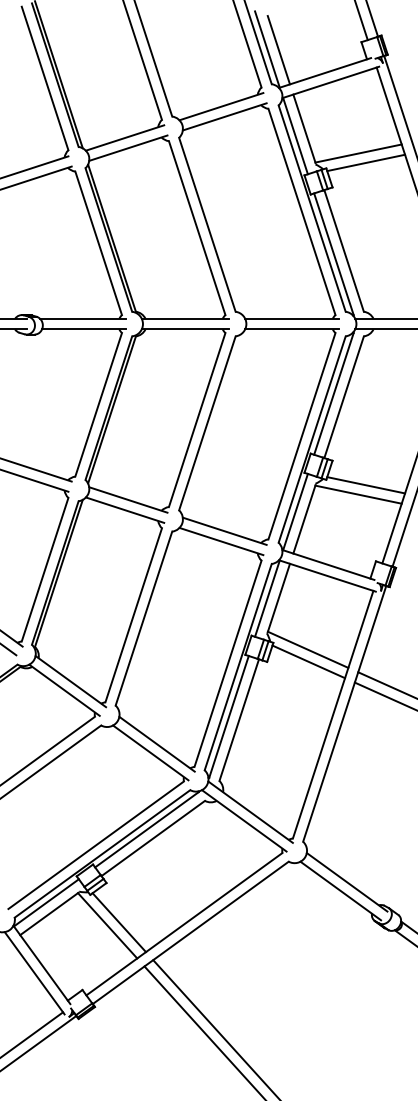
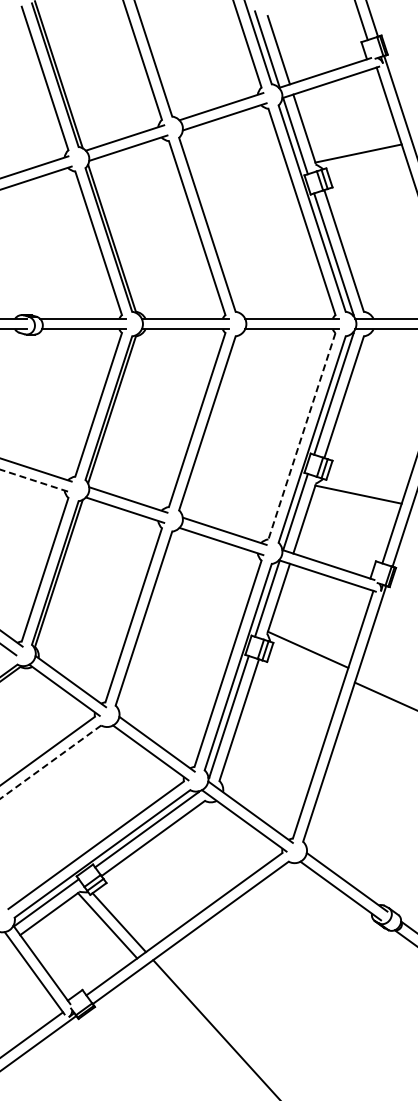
line: present -> none (366, 162)
line: solid -> dashed (301, 436)
line: solid -> dashed (34, 480)
line: present -> none (366, 485)
line: present -> none (308, 661)
line: present -> none (386, 684)
line: solid -> dashed (51, 761)
line: present -> none (203, 1031)
